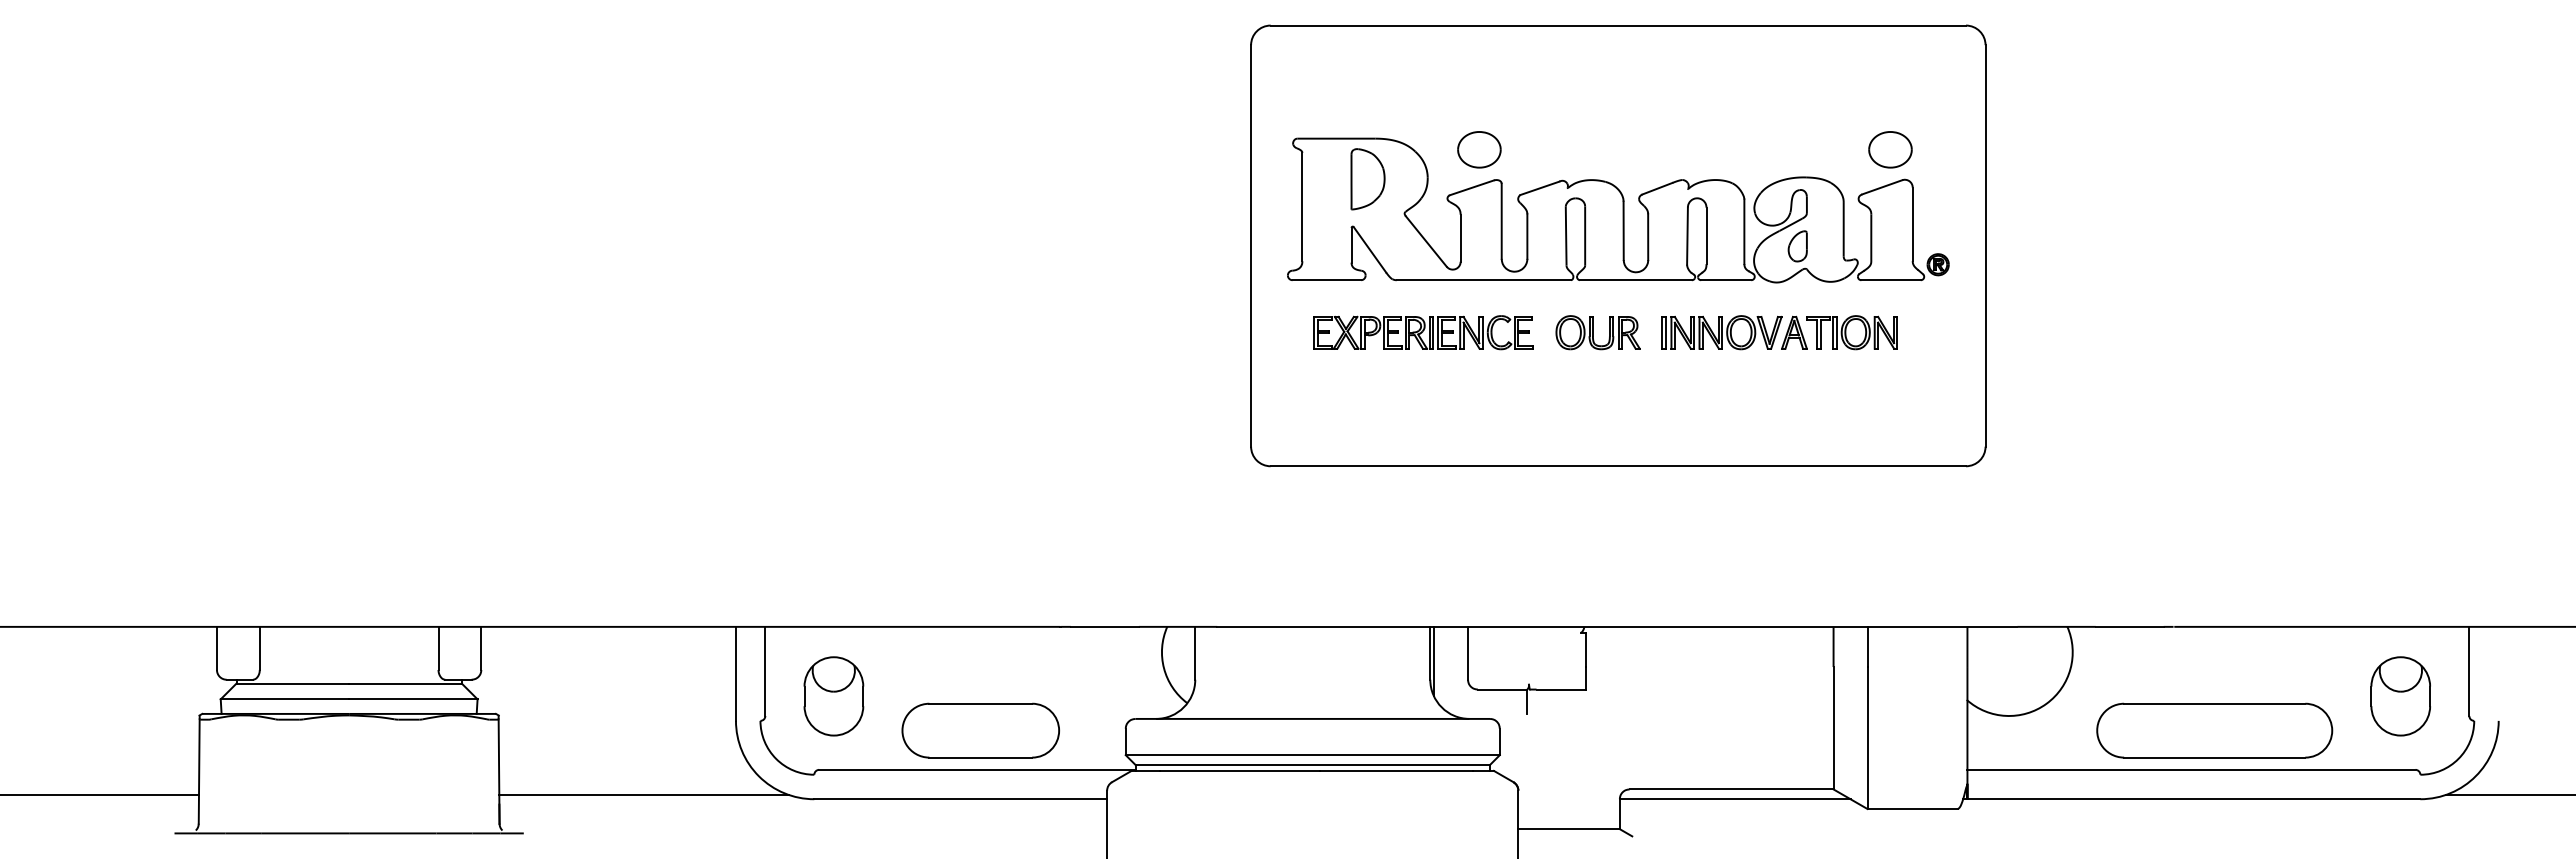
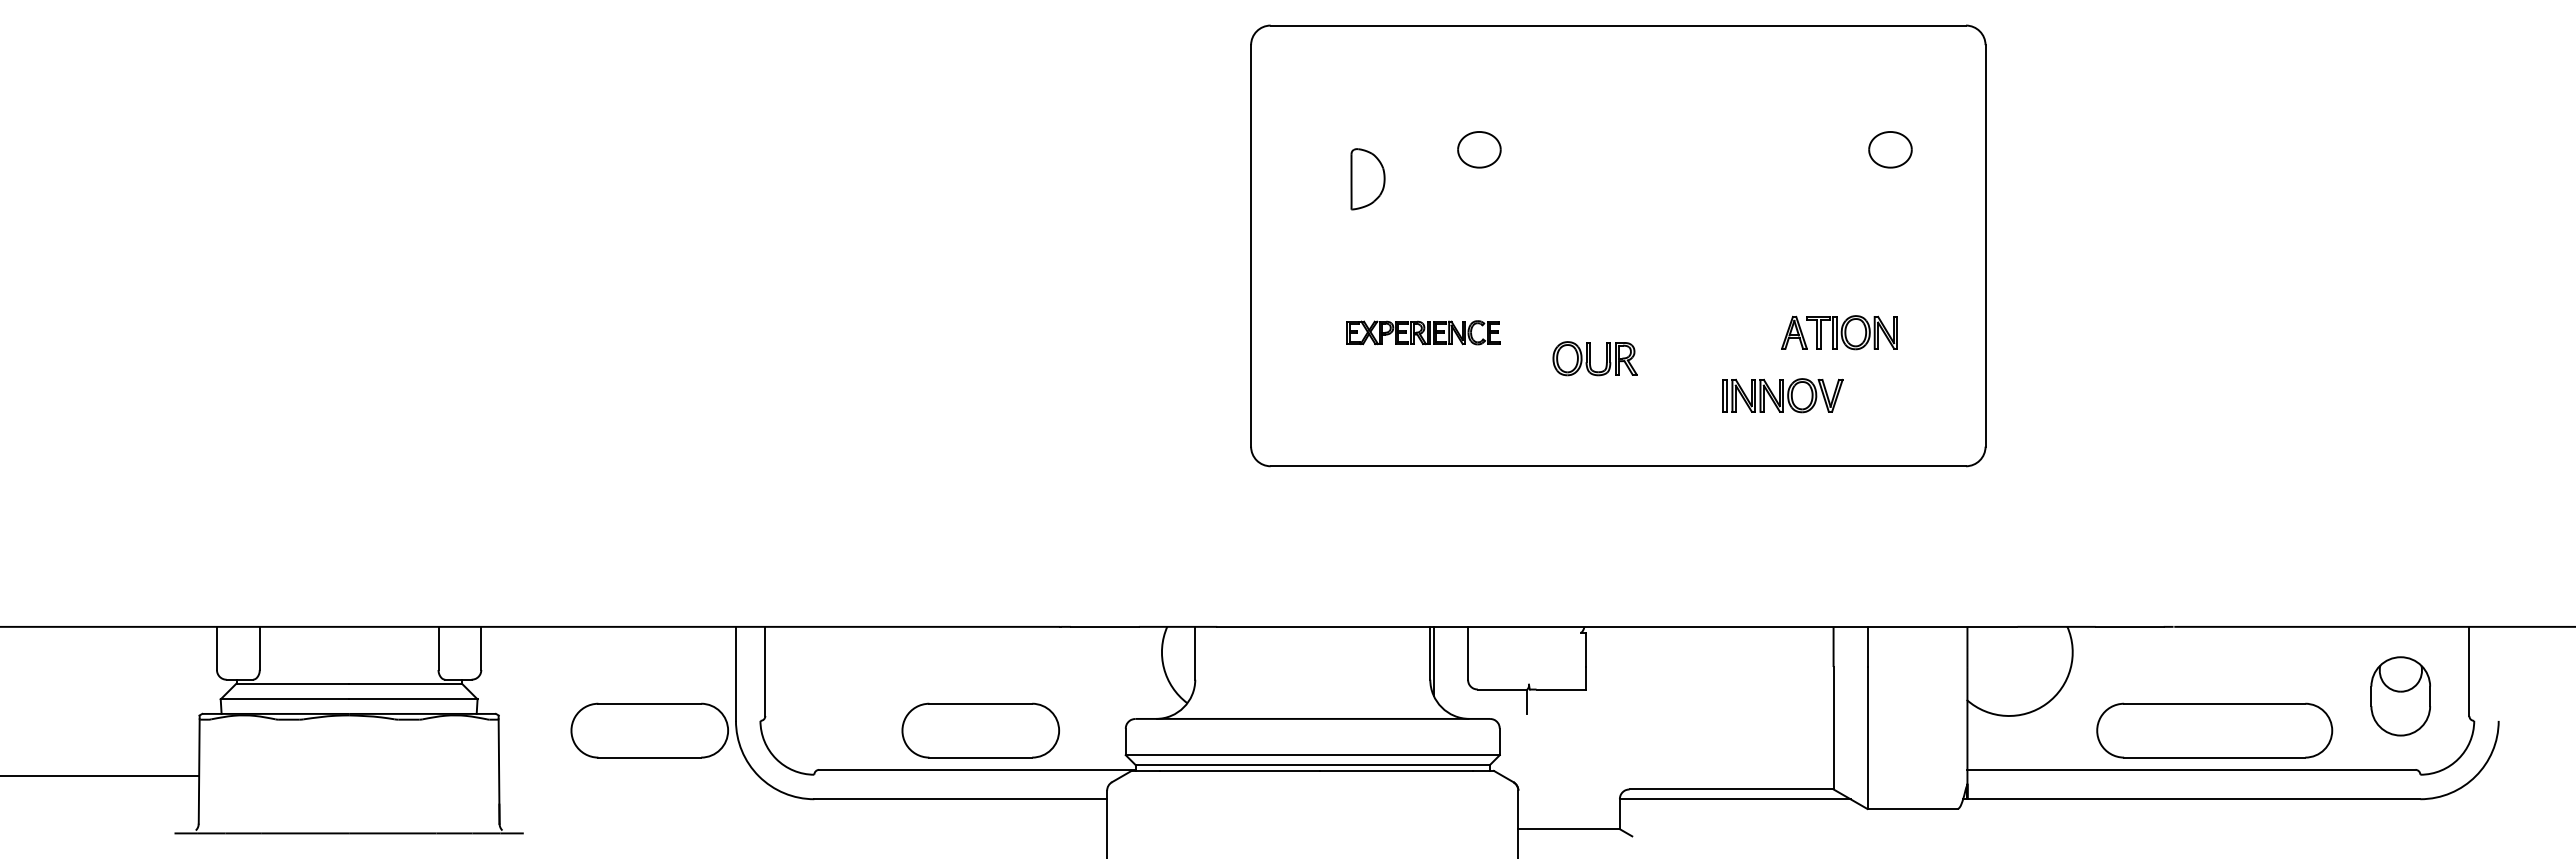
part: present -> none (1618, 210)
part size: 221x36 px -> 155x26 px (1423, 332)
part position: (1597, 332) -> (1594, 358) (1594, 358)
part position: (1721, 332) -> (1782, 395) (1782, 395)
part: present -> none (833, 696)
part: none -> present (649, 730)
line position: (100, 794) -> (100, 775) (100, 775)
line: present -> none (643, 794)
line: present -> none (2508, 794)
